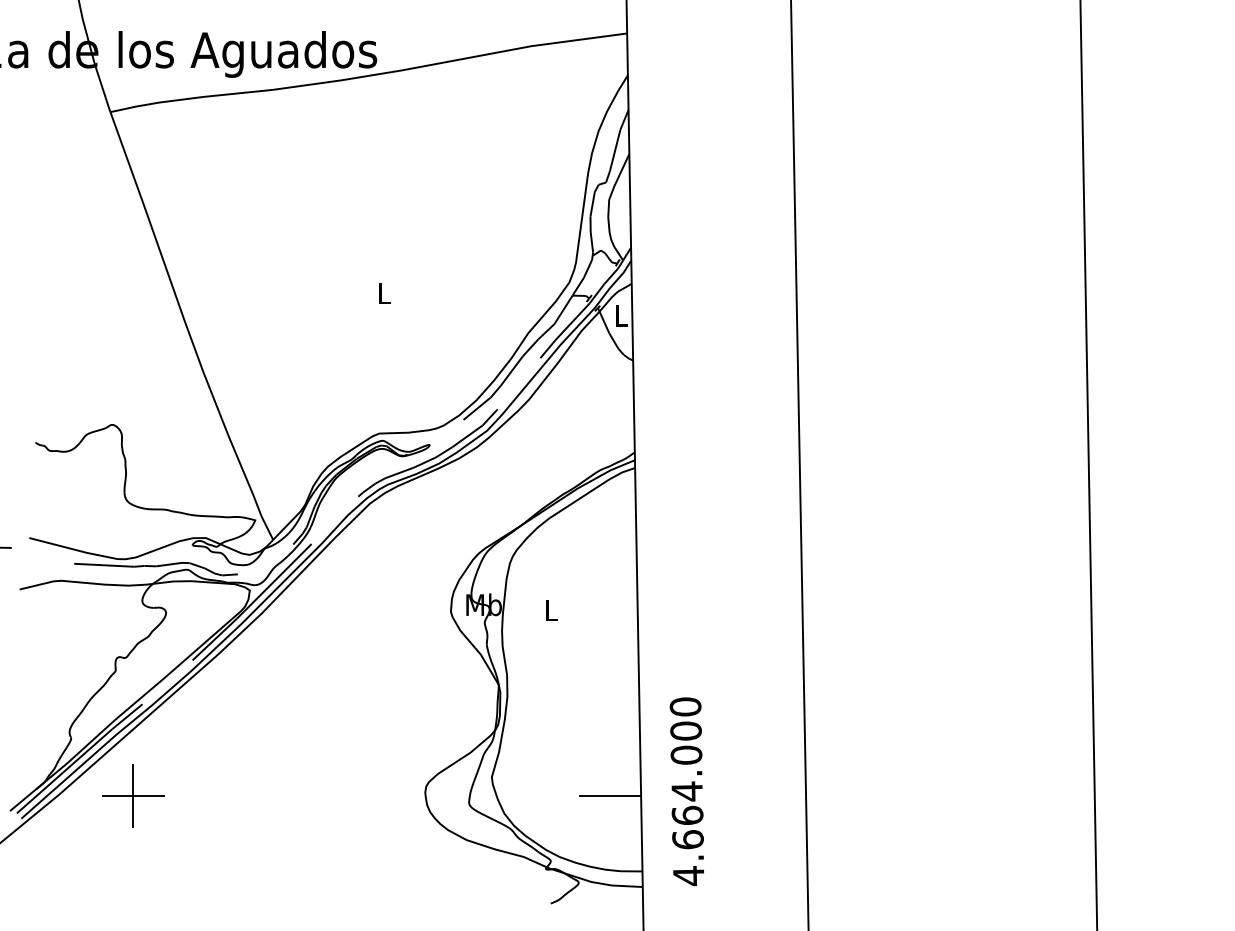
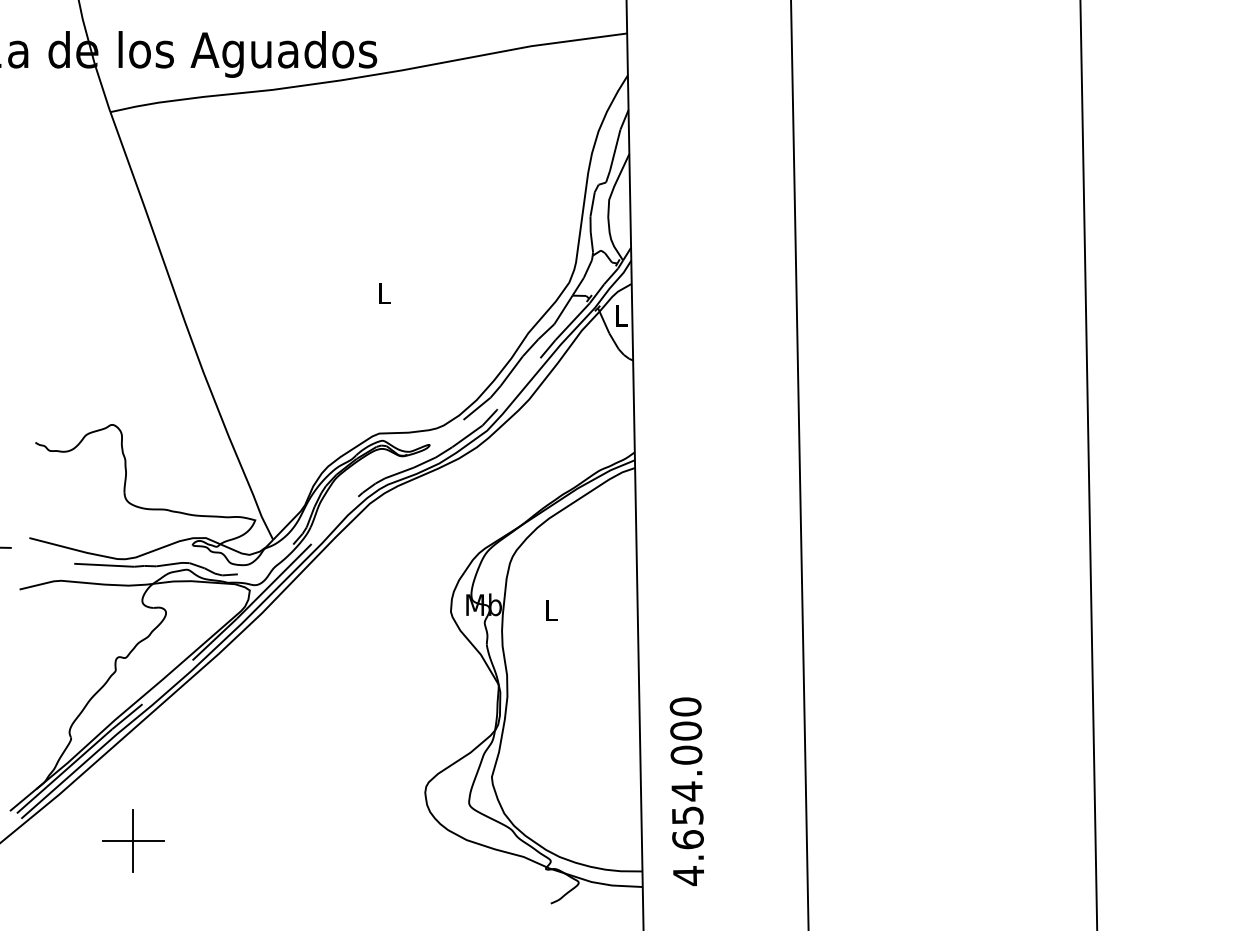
part position: (133, 795) -> (133, 840) (133, 840)
line: present -> none (610, 796)
text: 4.664.000 -> 4.654.000 (687, 814)
